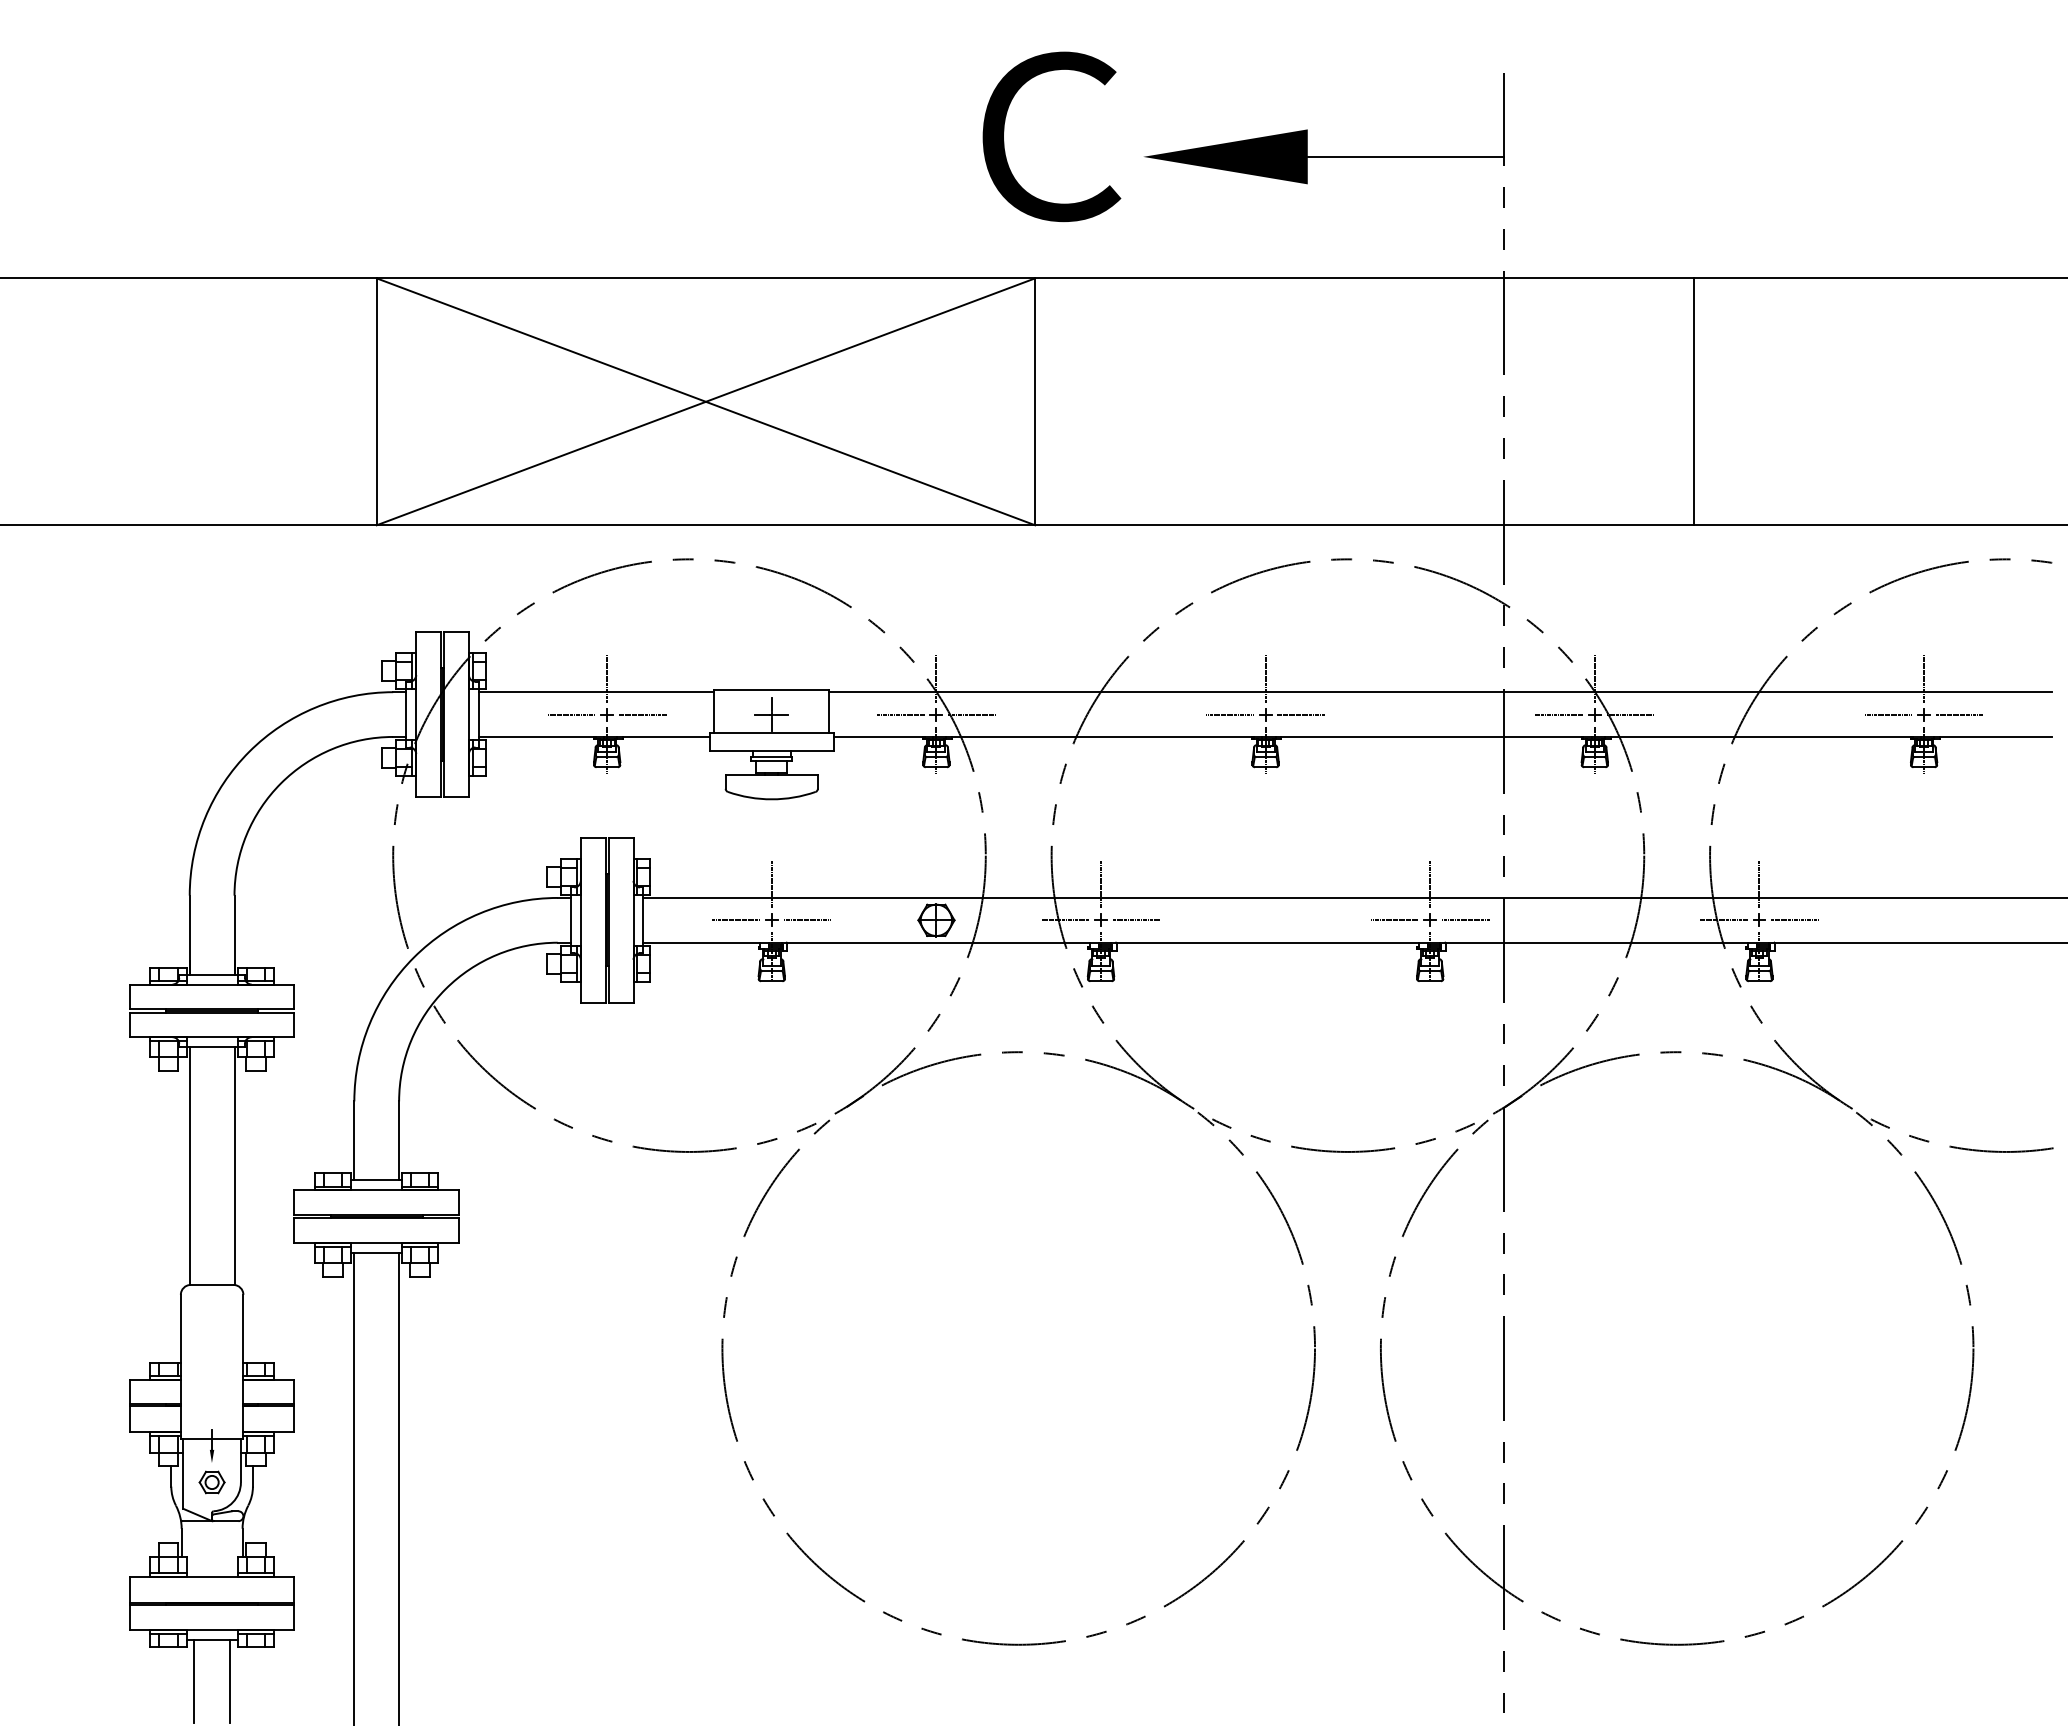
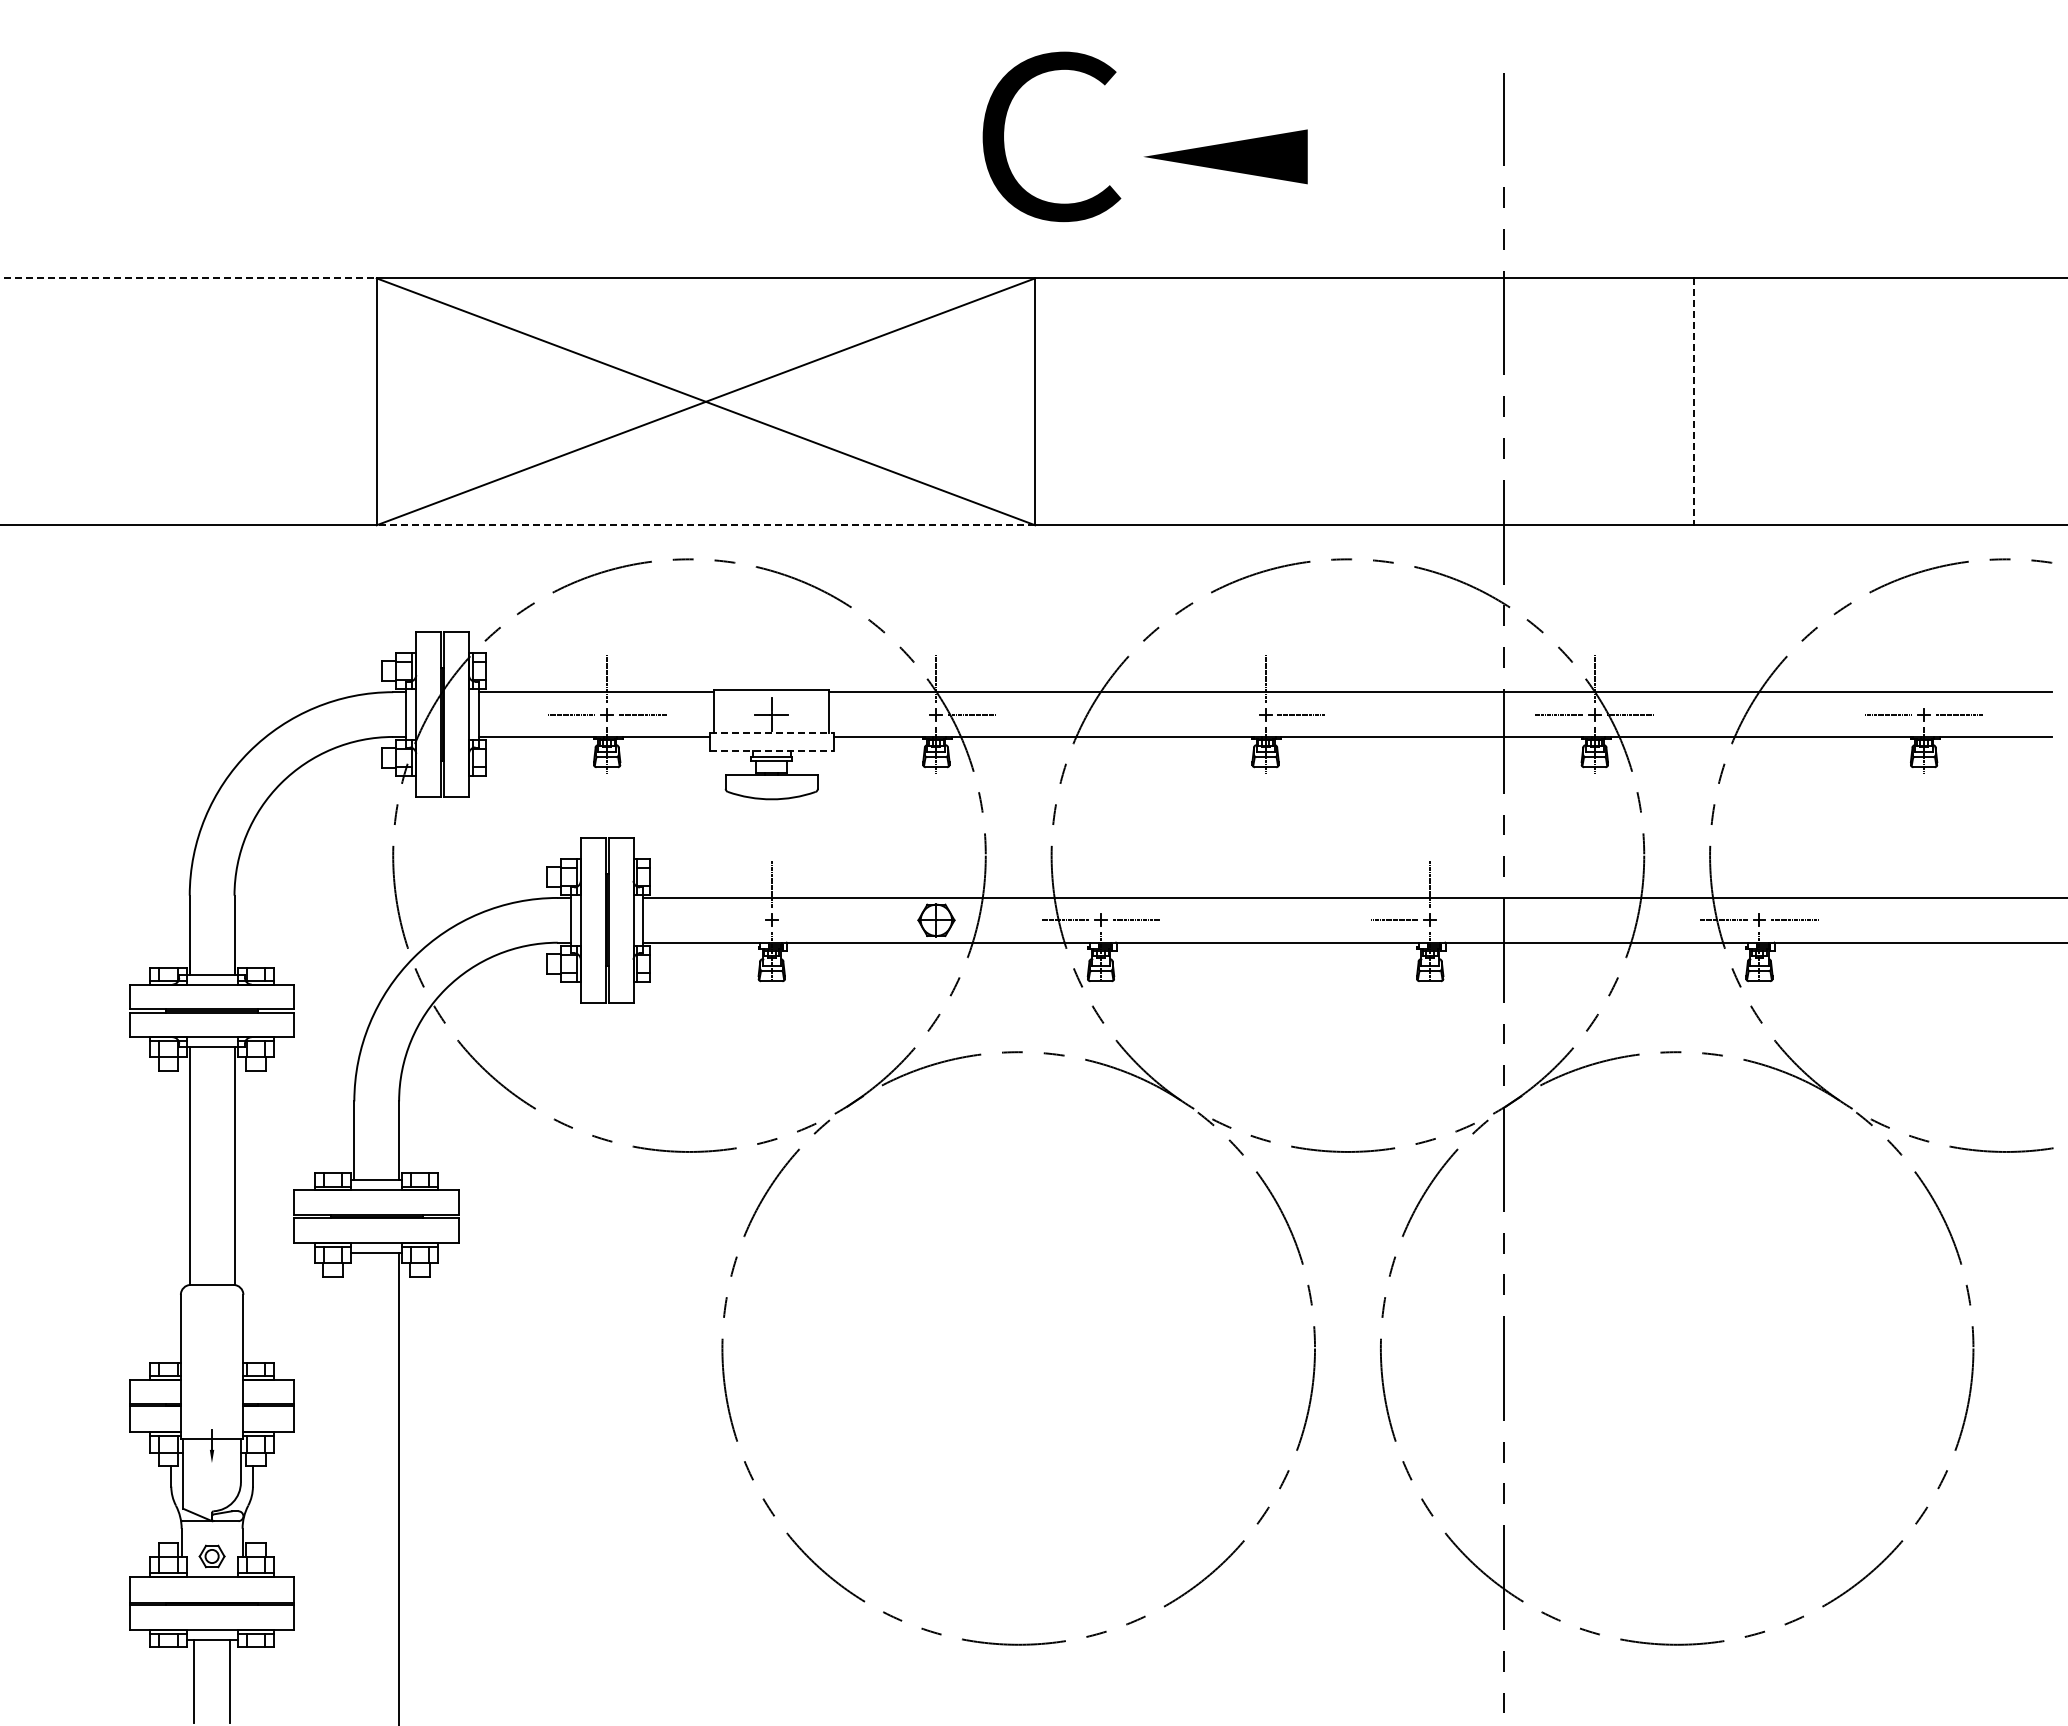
line: present -> none (1405, 156)
line: solid -> dashed (188, 278)
line: solid -> dashed (1693, 402)
line: solid -> dashed (705, 525)
line: present -> none (1924, 678)
line: present -> none (900, 714)
line: present -> none (1229, 714)
line: solid -> dashed (771, 732)
line: solid -> dashed (771, 750)
line: present -> none (1101, 884)
line: present -> none (1759, 884)
line: present -> none (735, 920)
line: present -> none (807, 920)
line: present -> none (1465, 920)
part position: (211, 1482) -> (211, 1556) (211, 1556)
line: present -> none (354, 1487)
